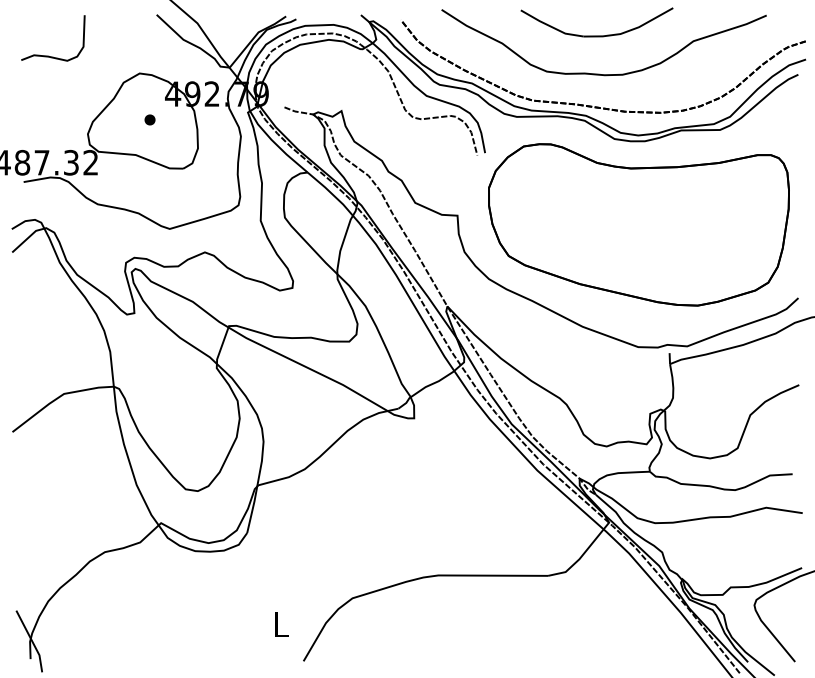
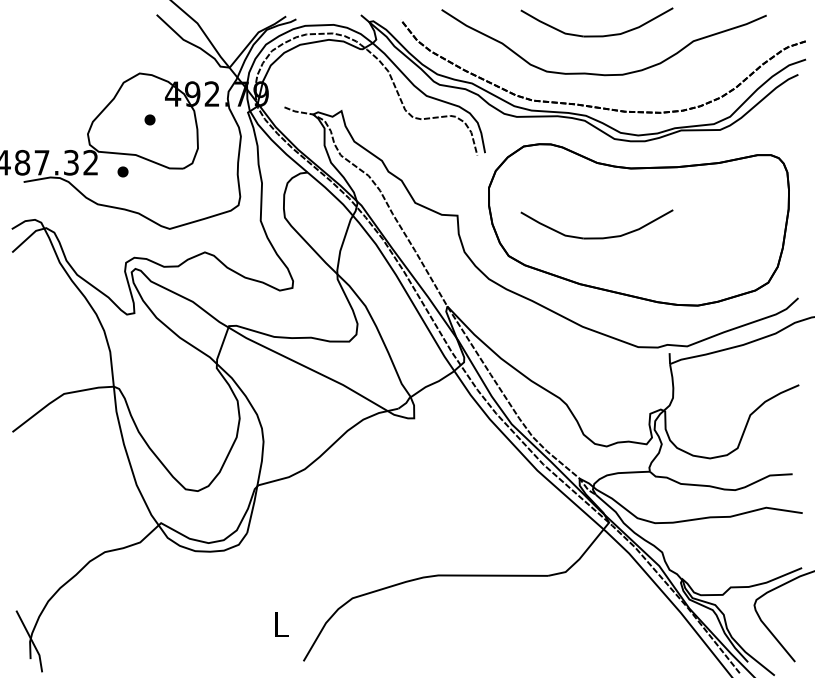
curve: present -> none (48, 55)
part: none -> present (122, 171)
part: none -> present (596, 237)
